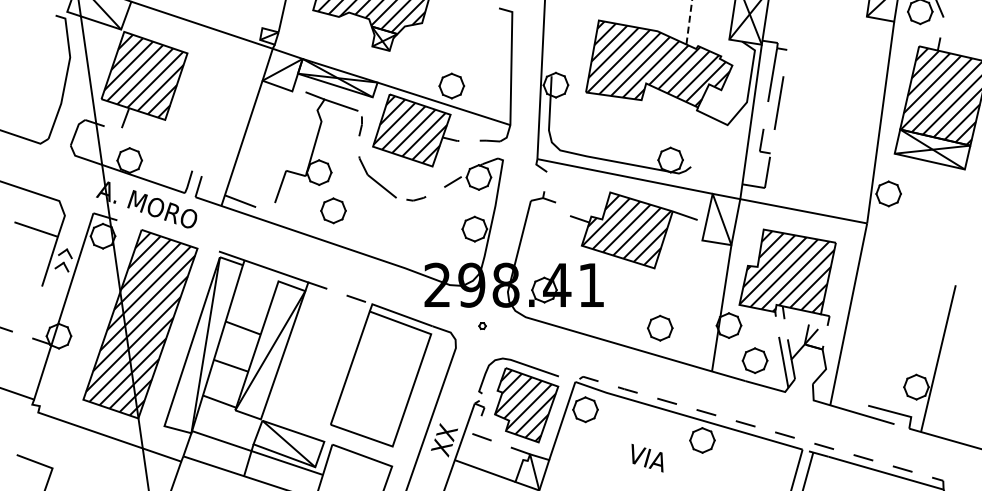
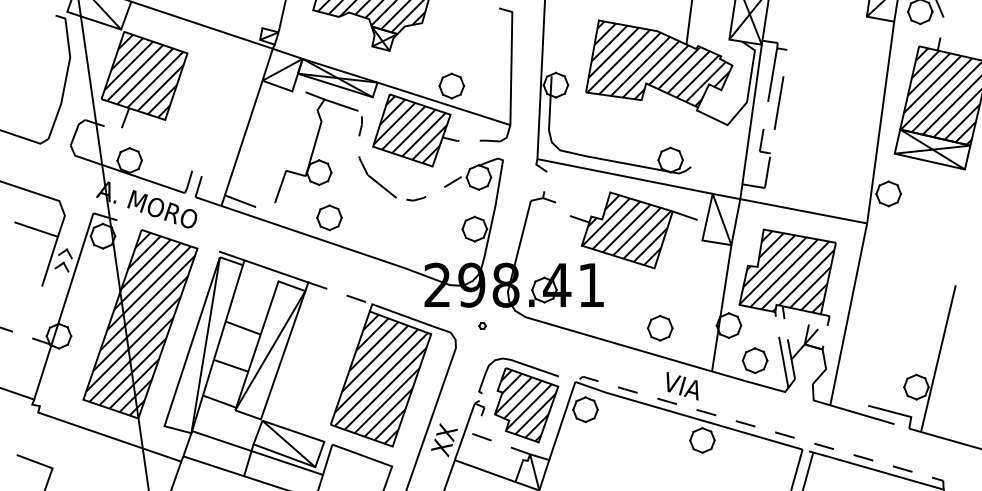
line: dashed -> solid (689, 22)
part position: (333, 210) -> (329, 217) (329, 217)
hatch: none -> present (380, 378)
text position: (647, 458) -> (682, 386) (682, 386)
